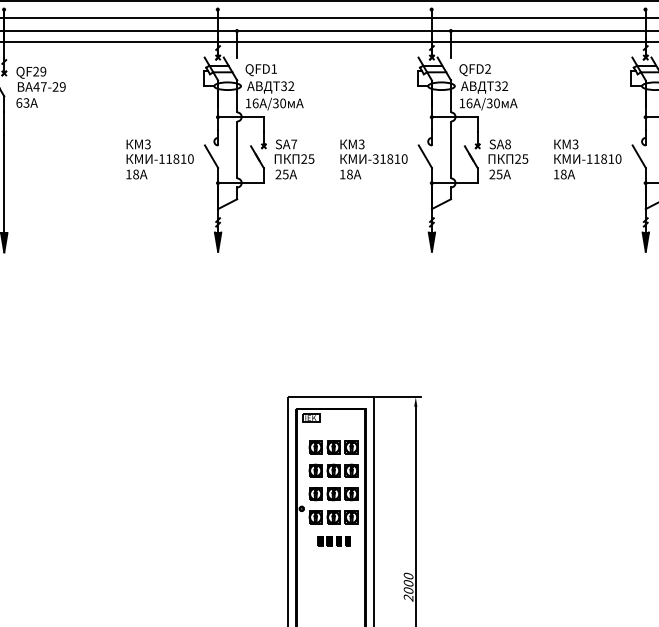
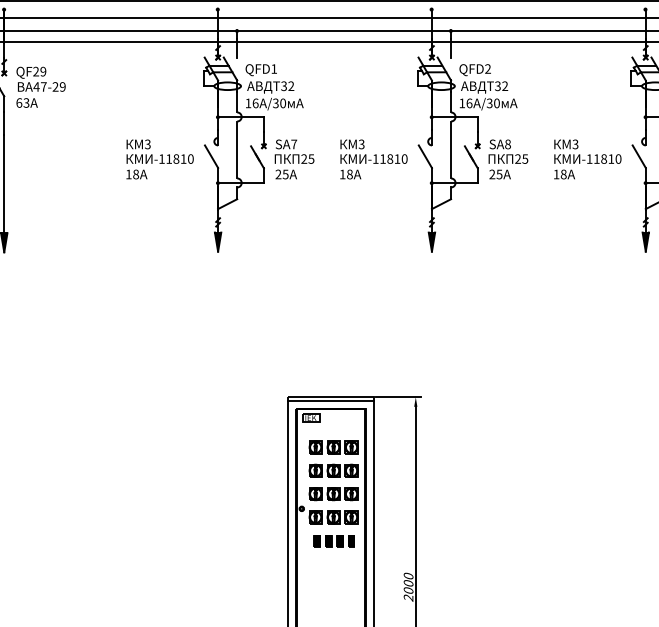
text: -31810 -> -11810 (375, 158)
line: none -> present (330, 401)
part size: 34x11 px -> 42x13 px (333, 541)
